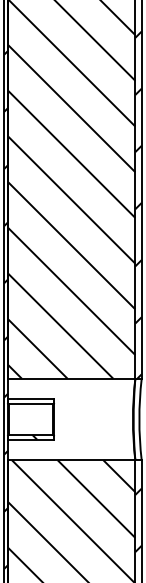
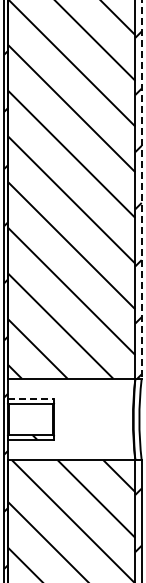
line: solid -> dashed (141, 189)
line: solid -> dashed (31, 399)
